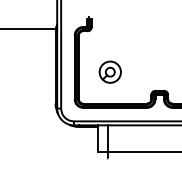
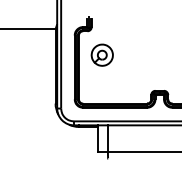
part position: (109, 71) -> (101, 54) (101, 54)
